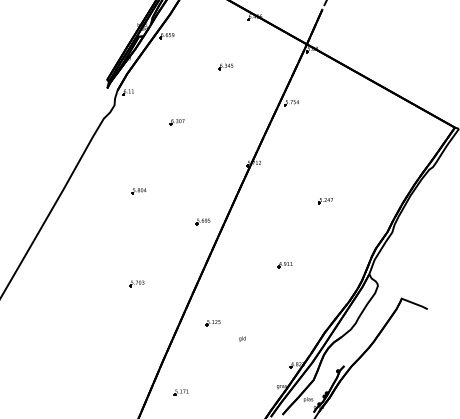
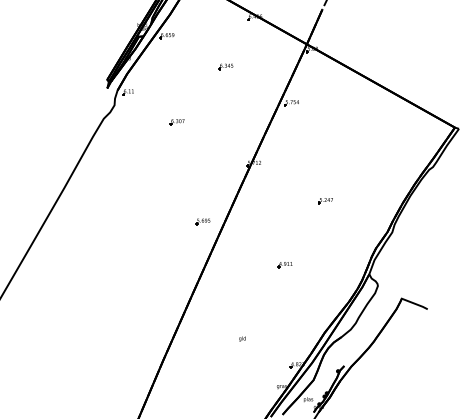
part: present -> none (138, 191)
part: present -> none (136, 283)
part: present -> none (212, 323)
part: present -> none (180, 392)
